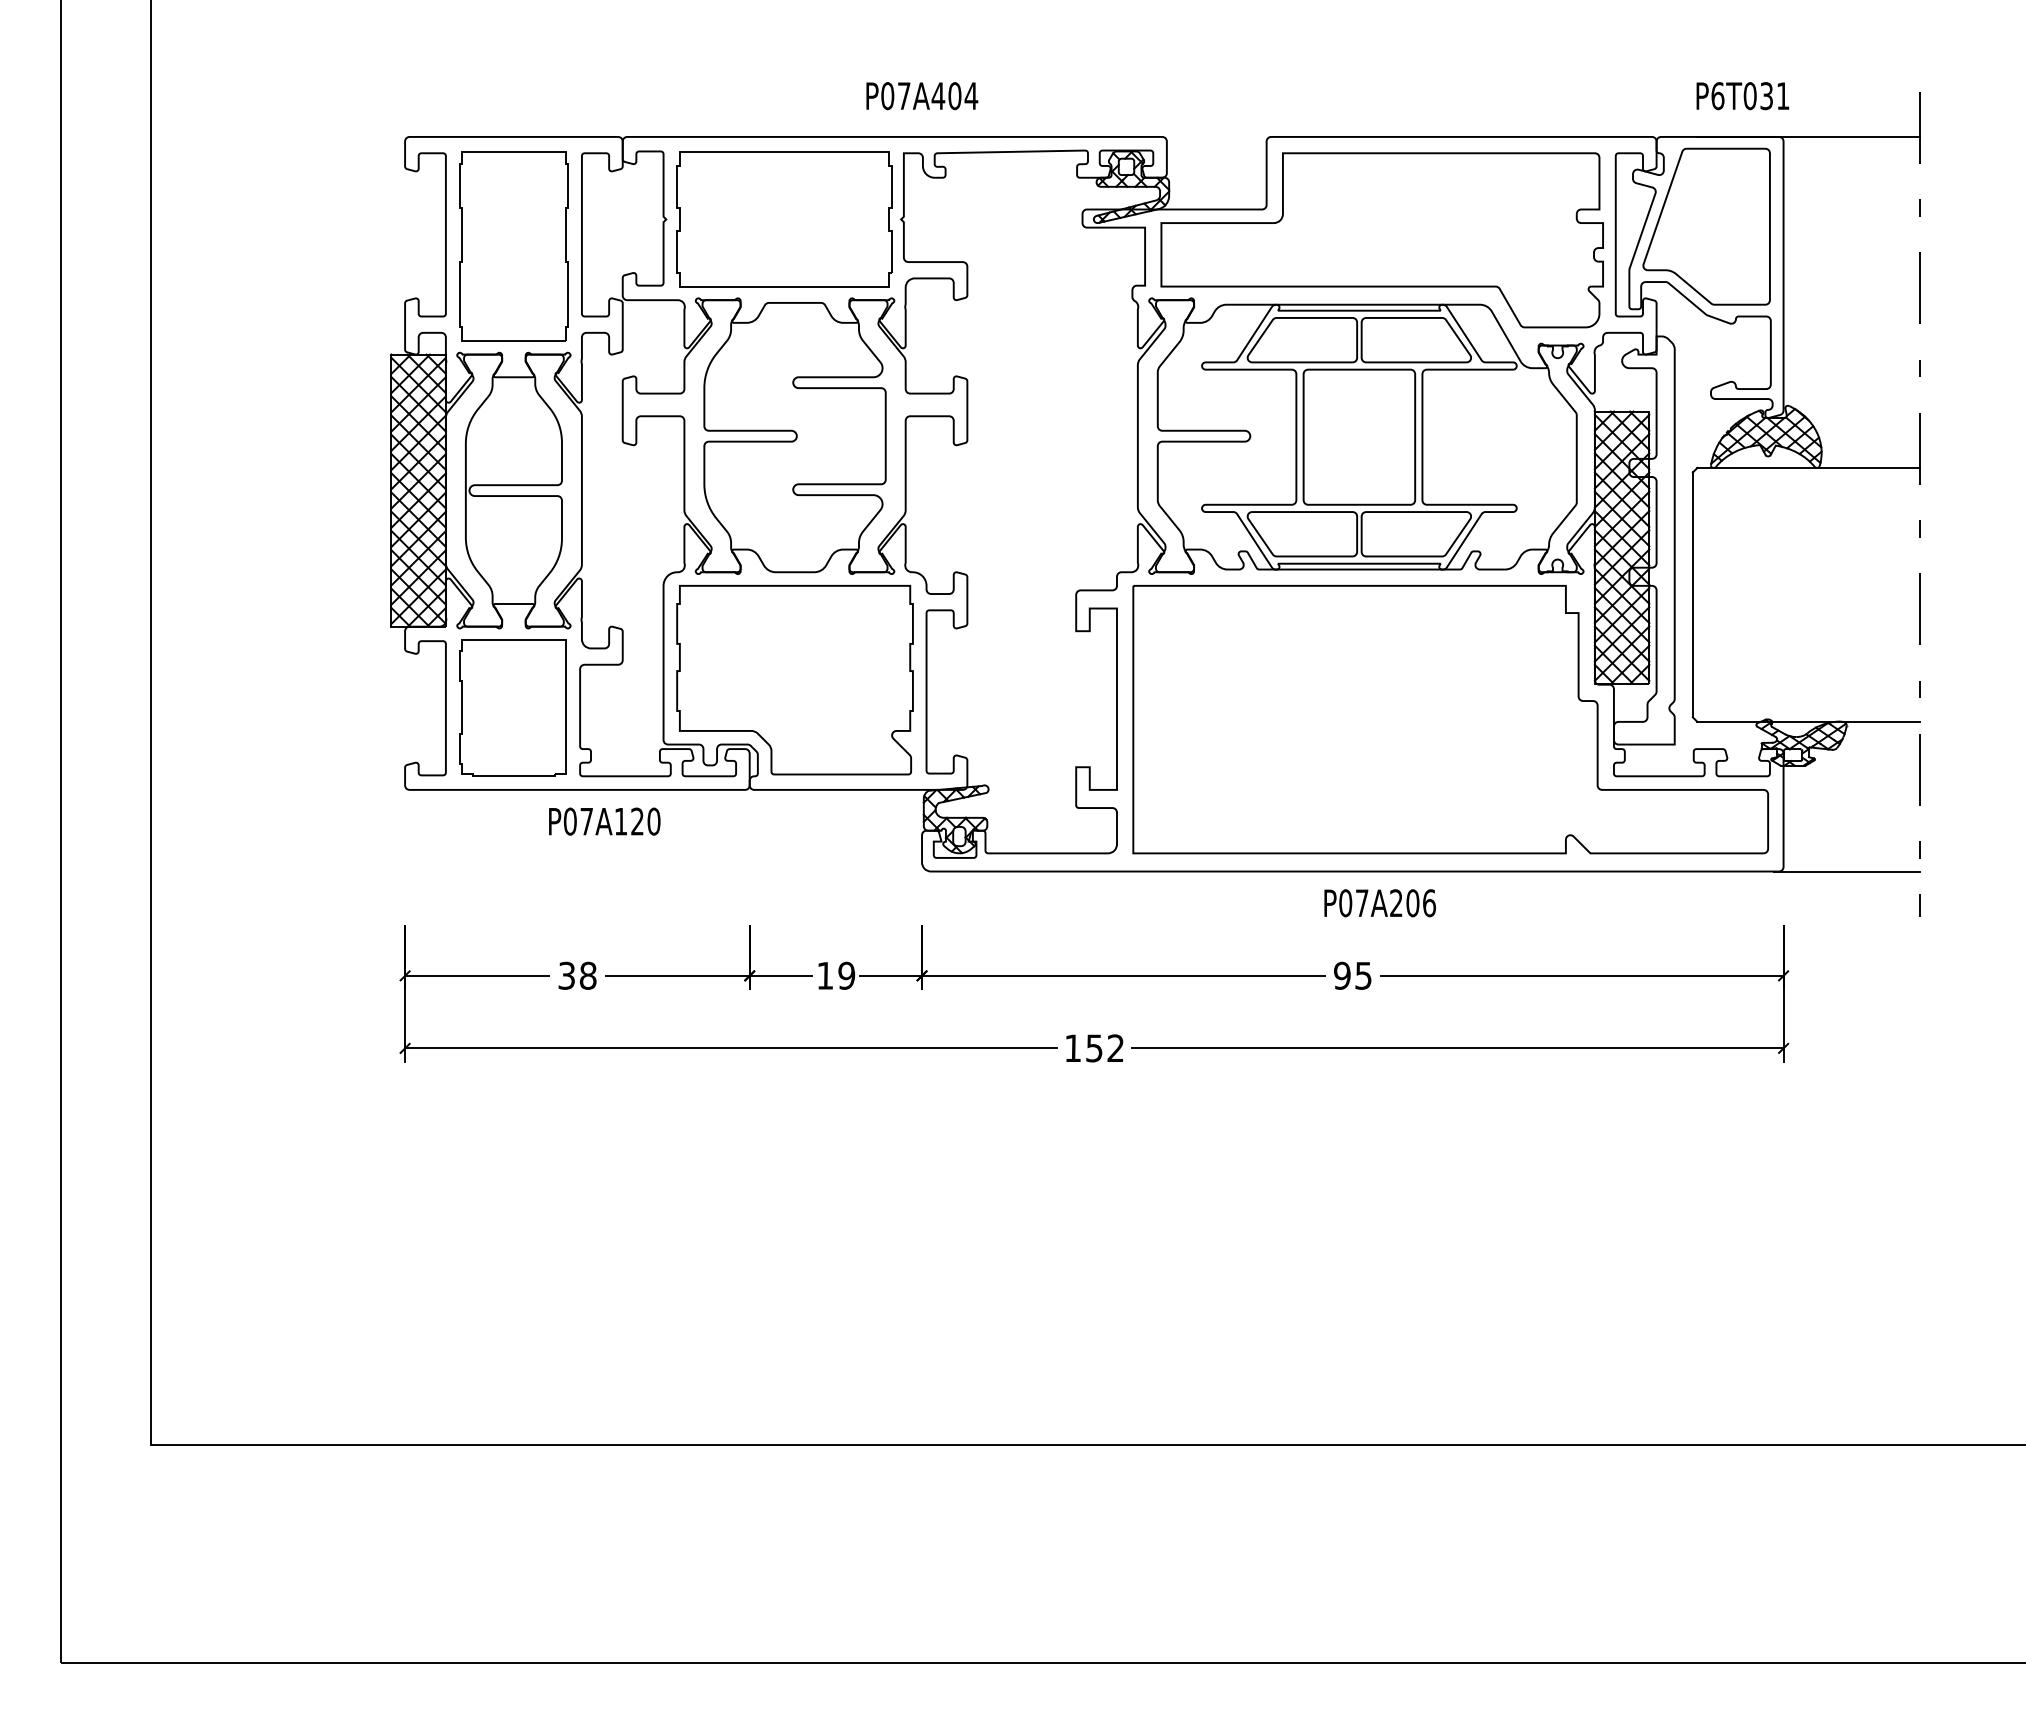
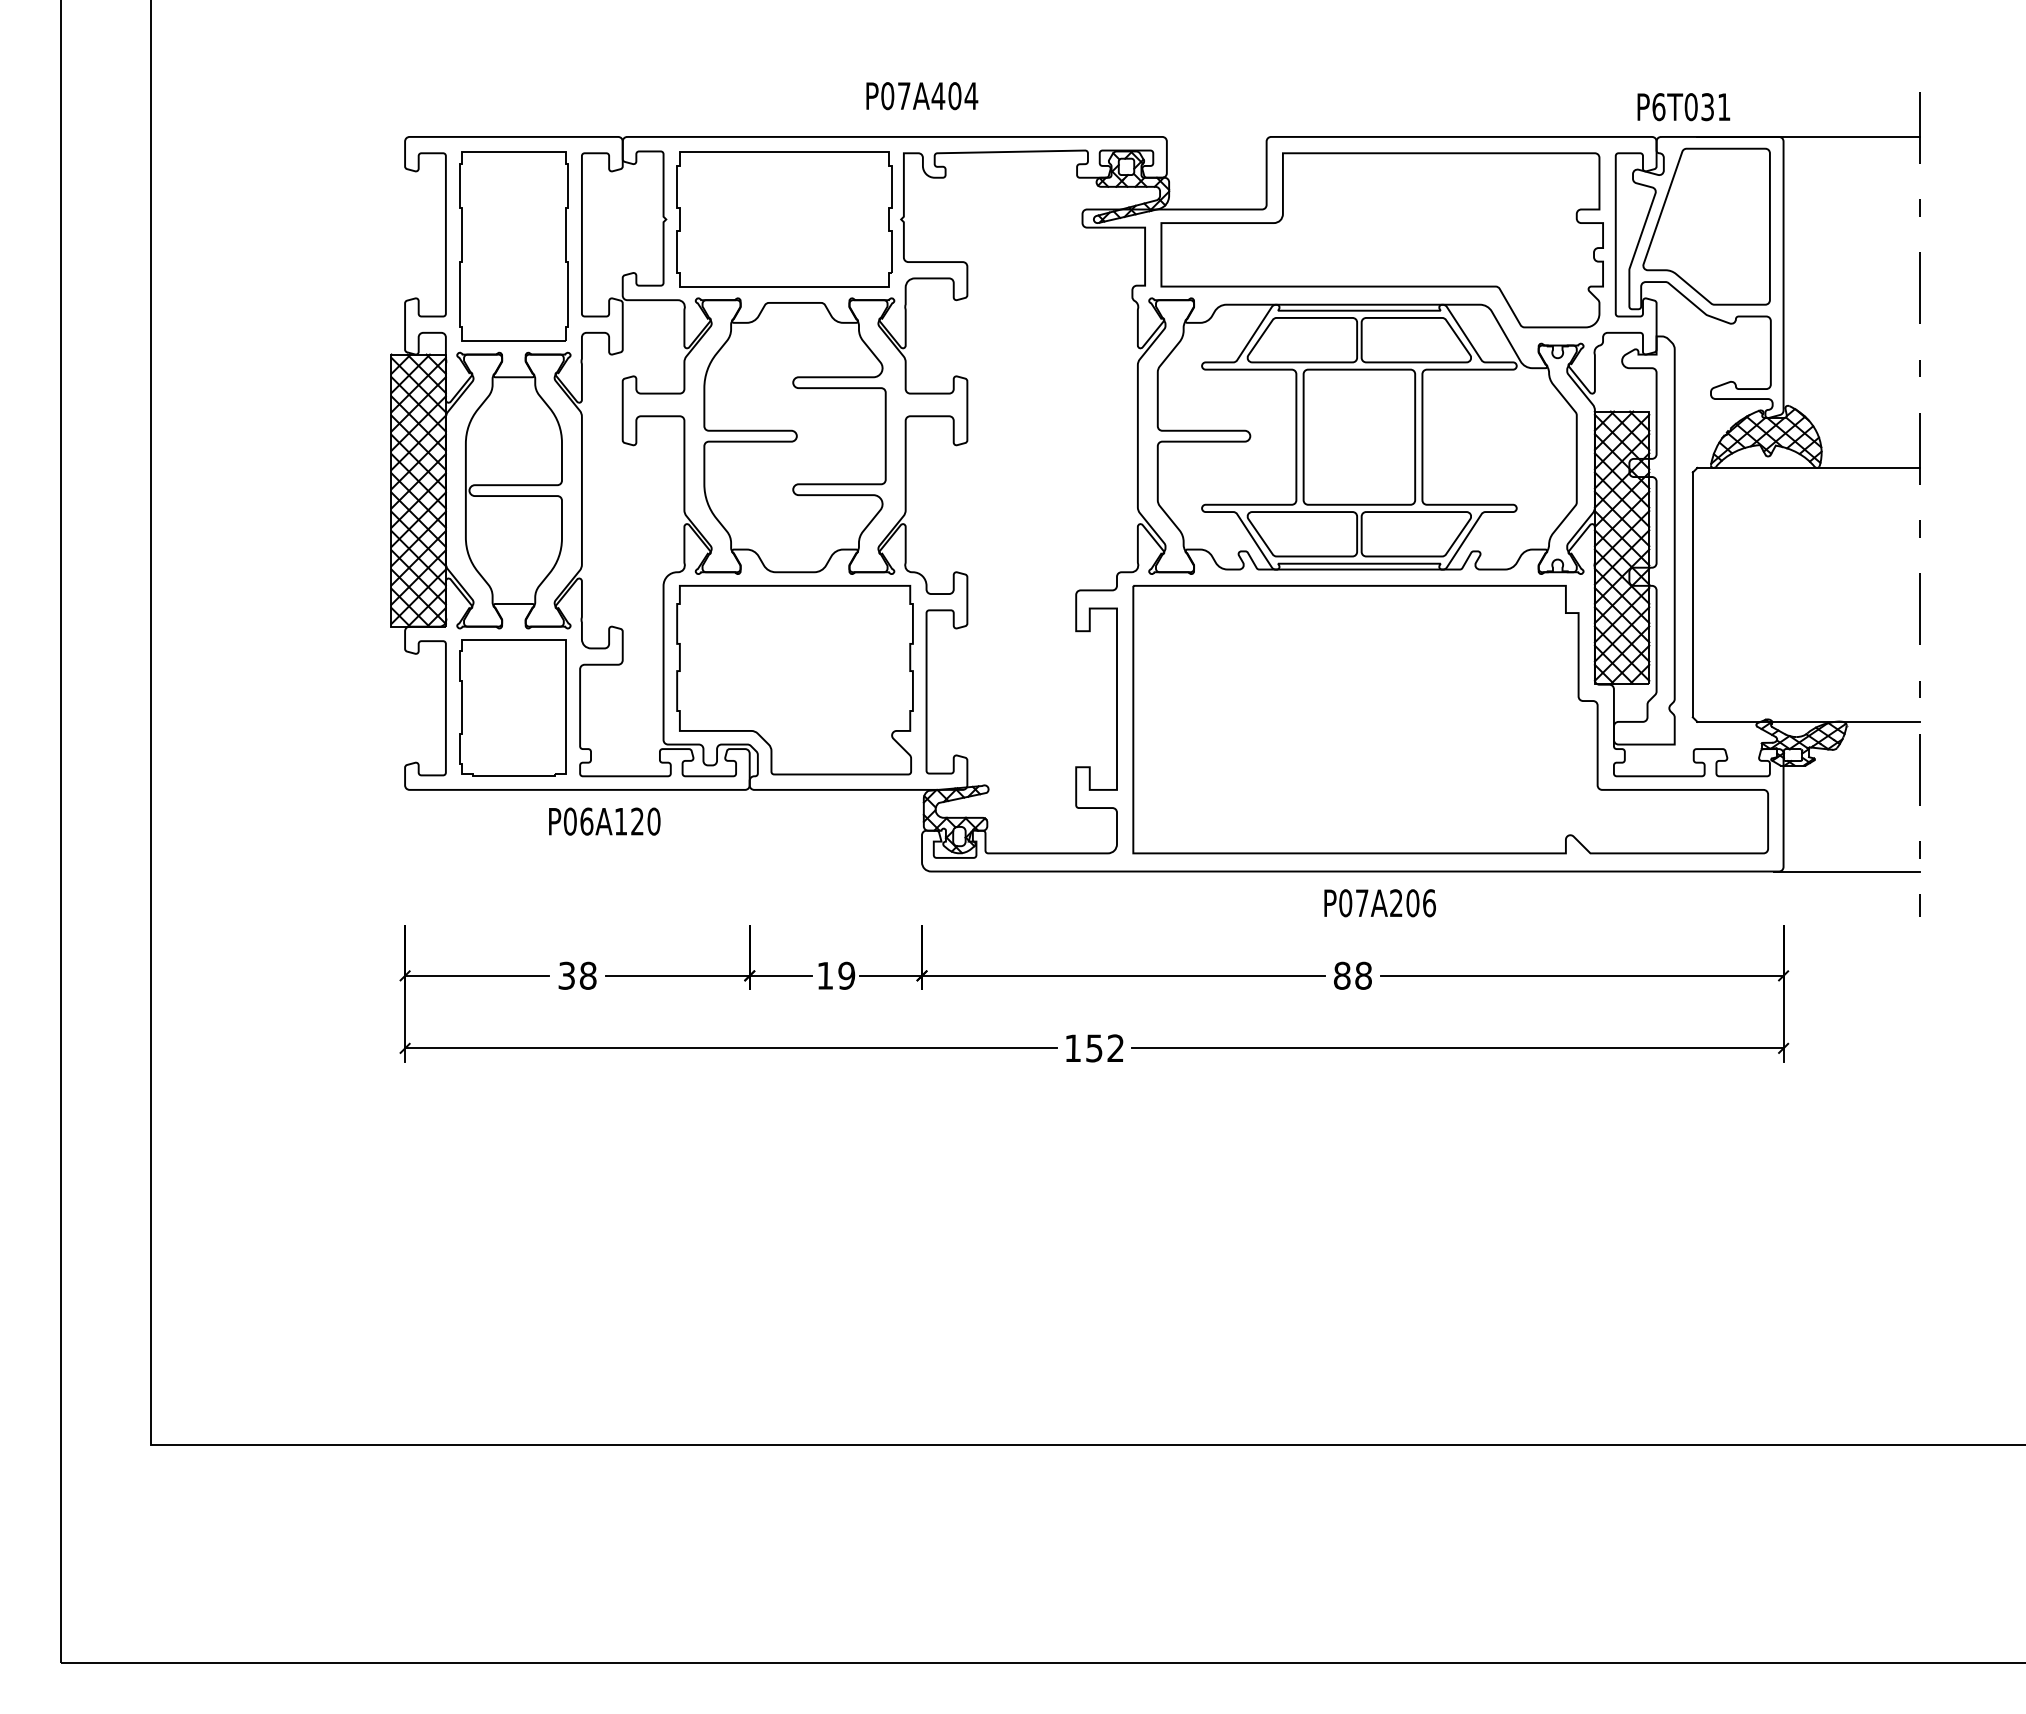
text position: (1742, 96) -> (1683, 107) (1683, 107)
text: P07A120 -> P06A120 (586, 821)
text: 95 -> 88 (1352, 975)
